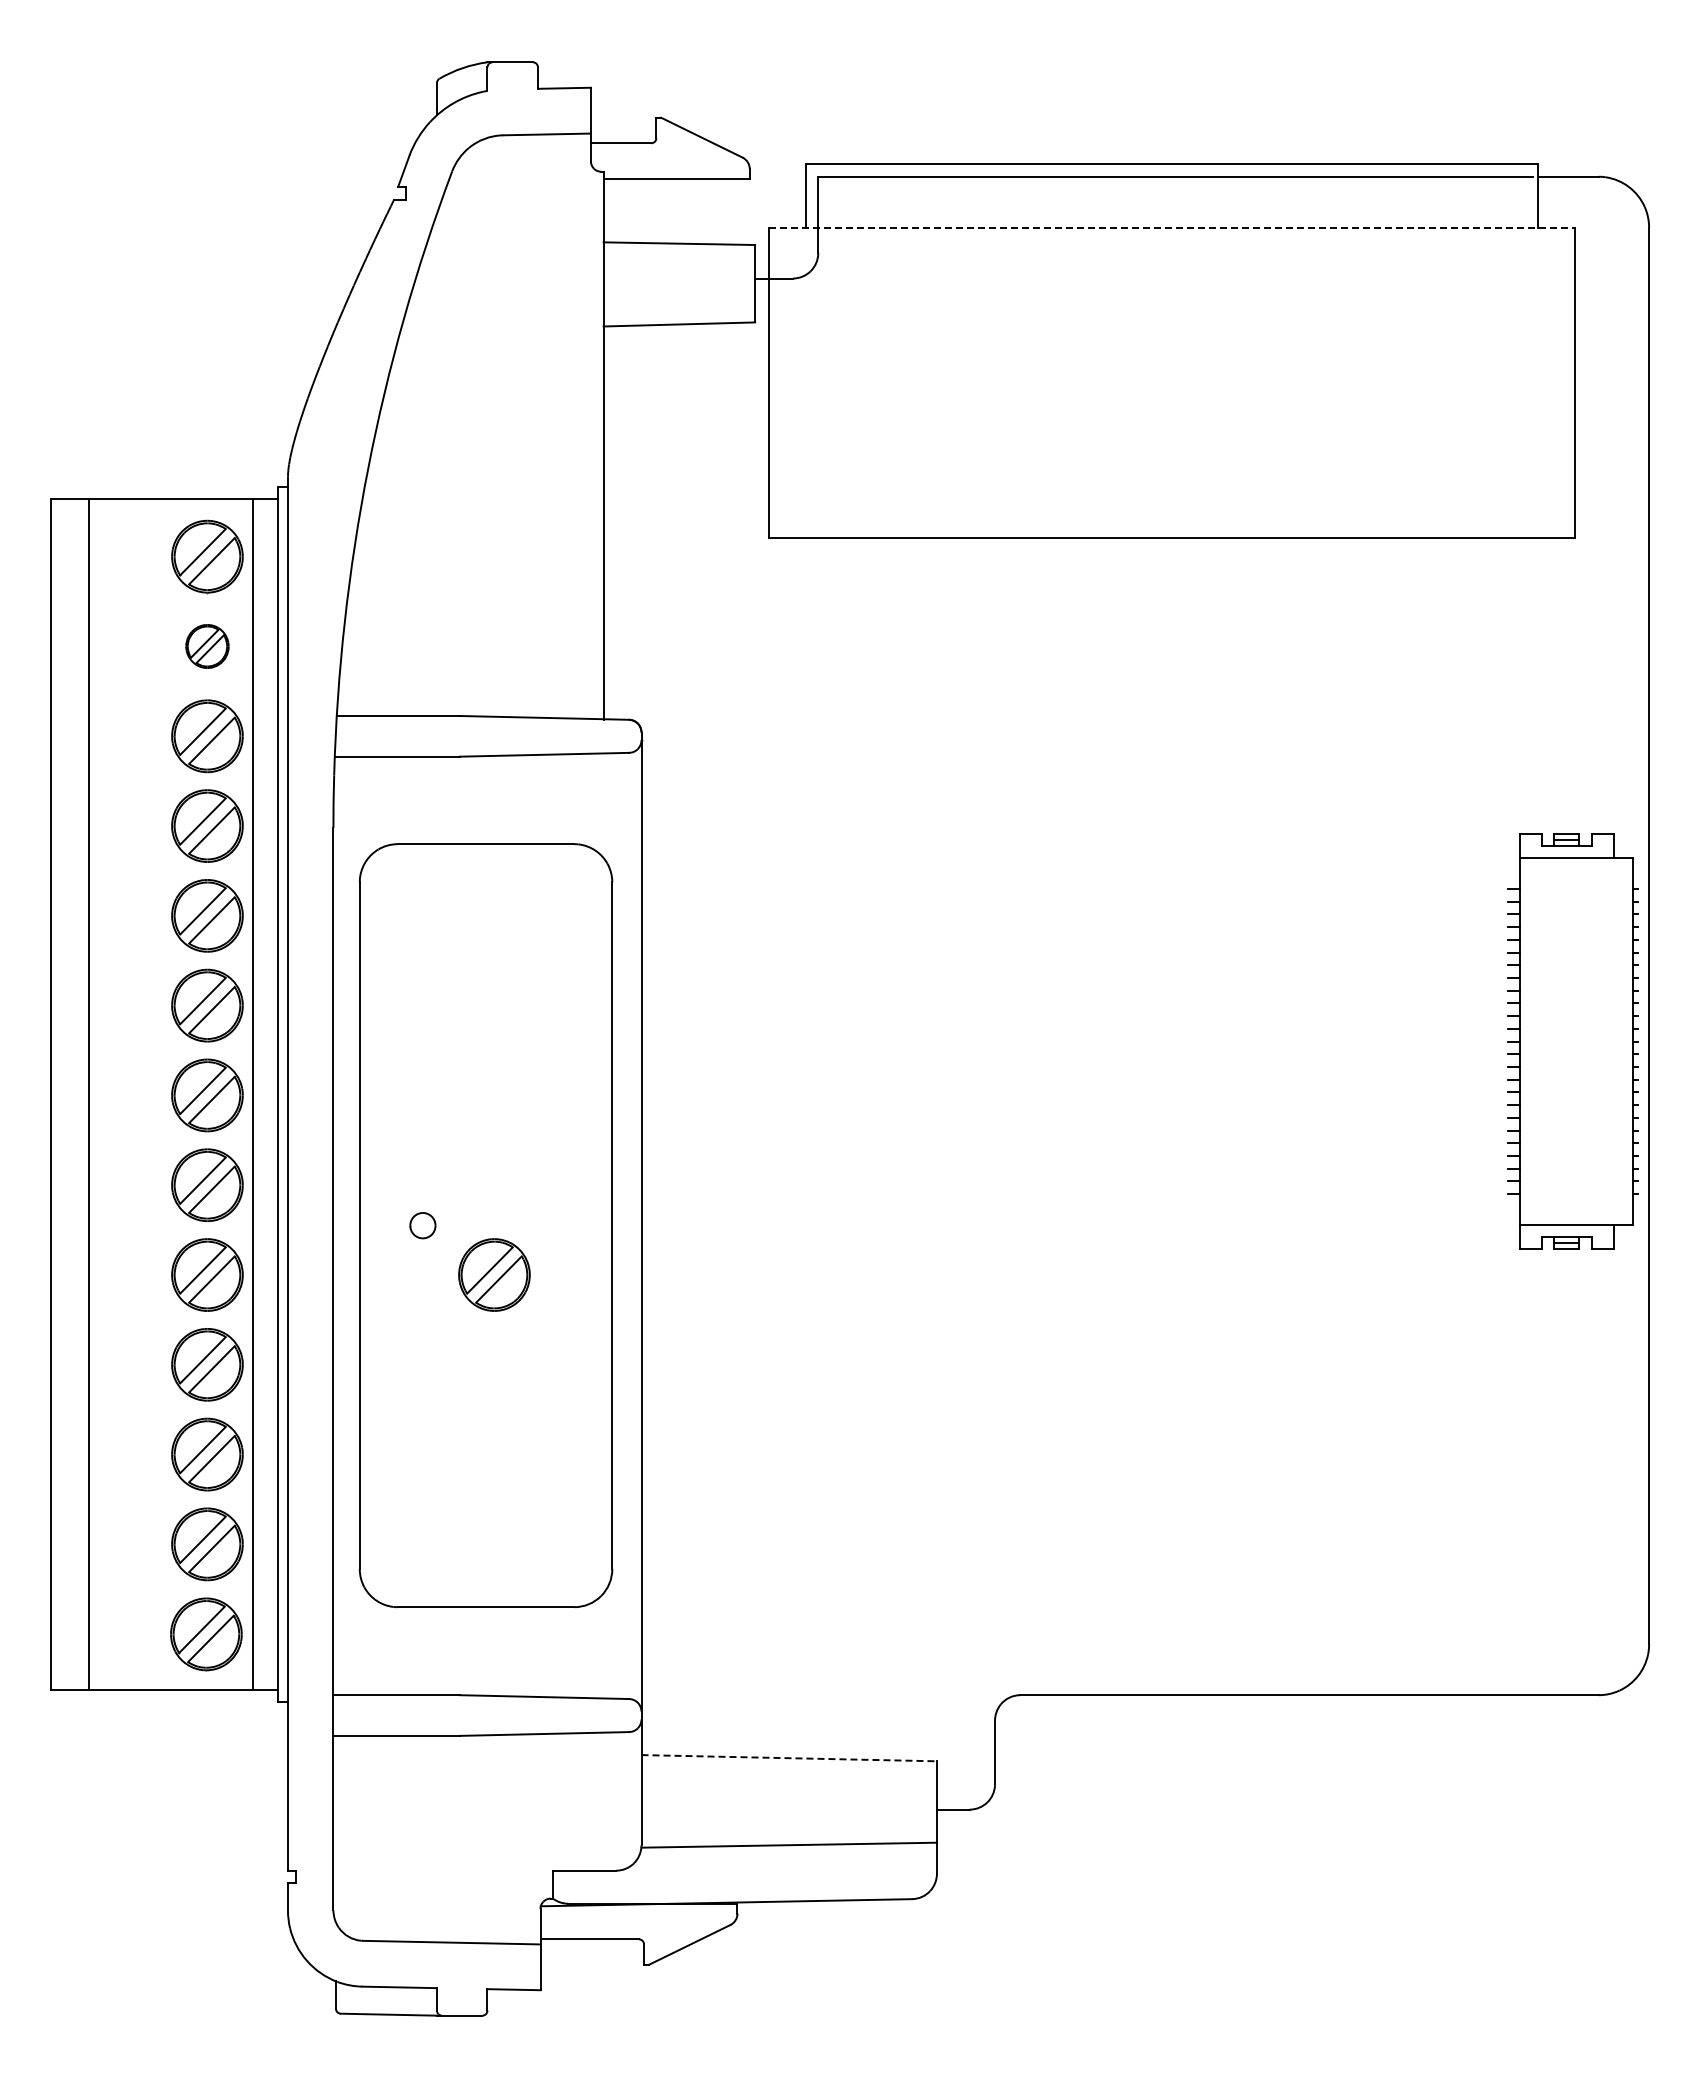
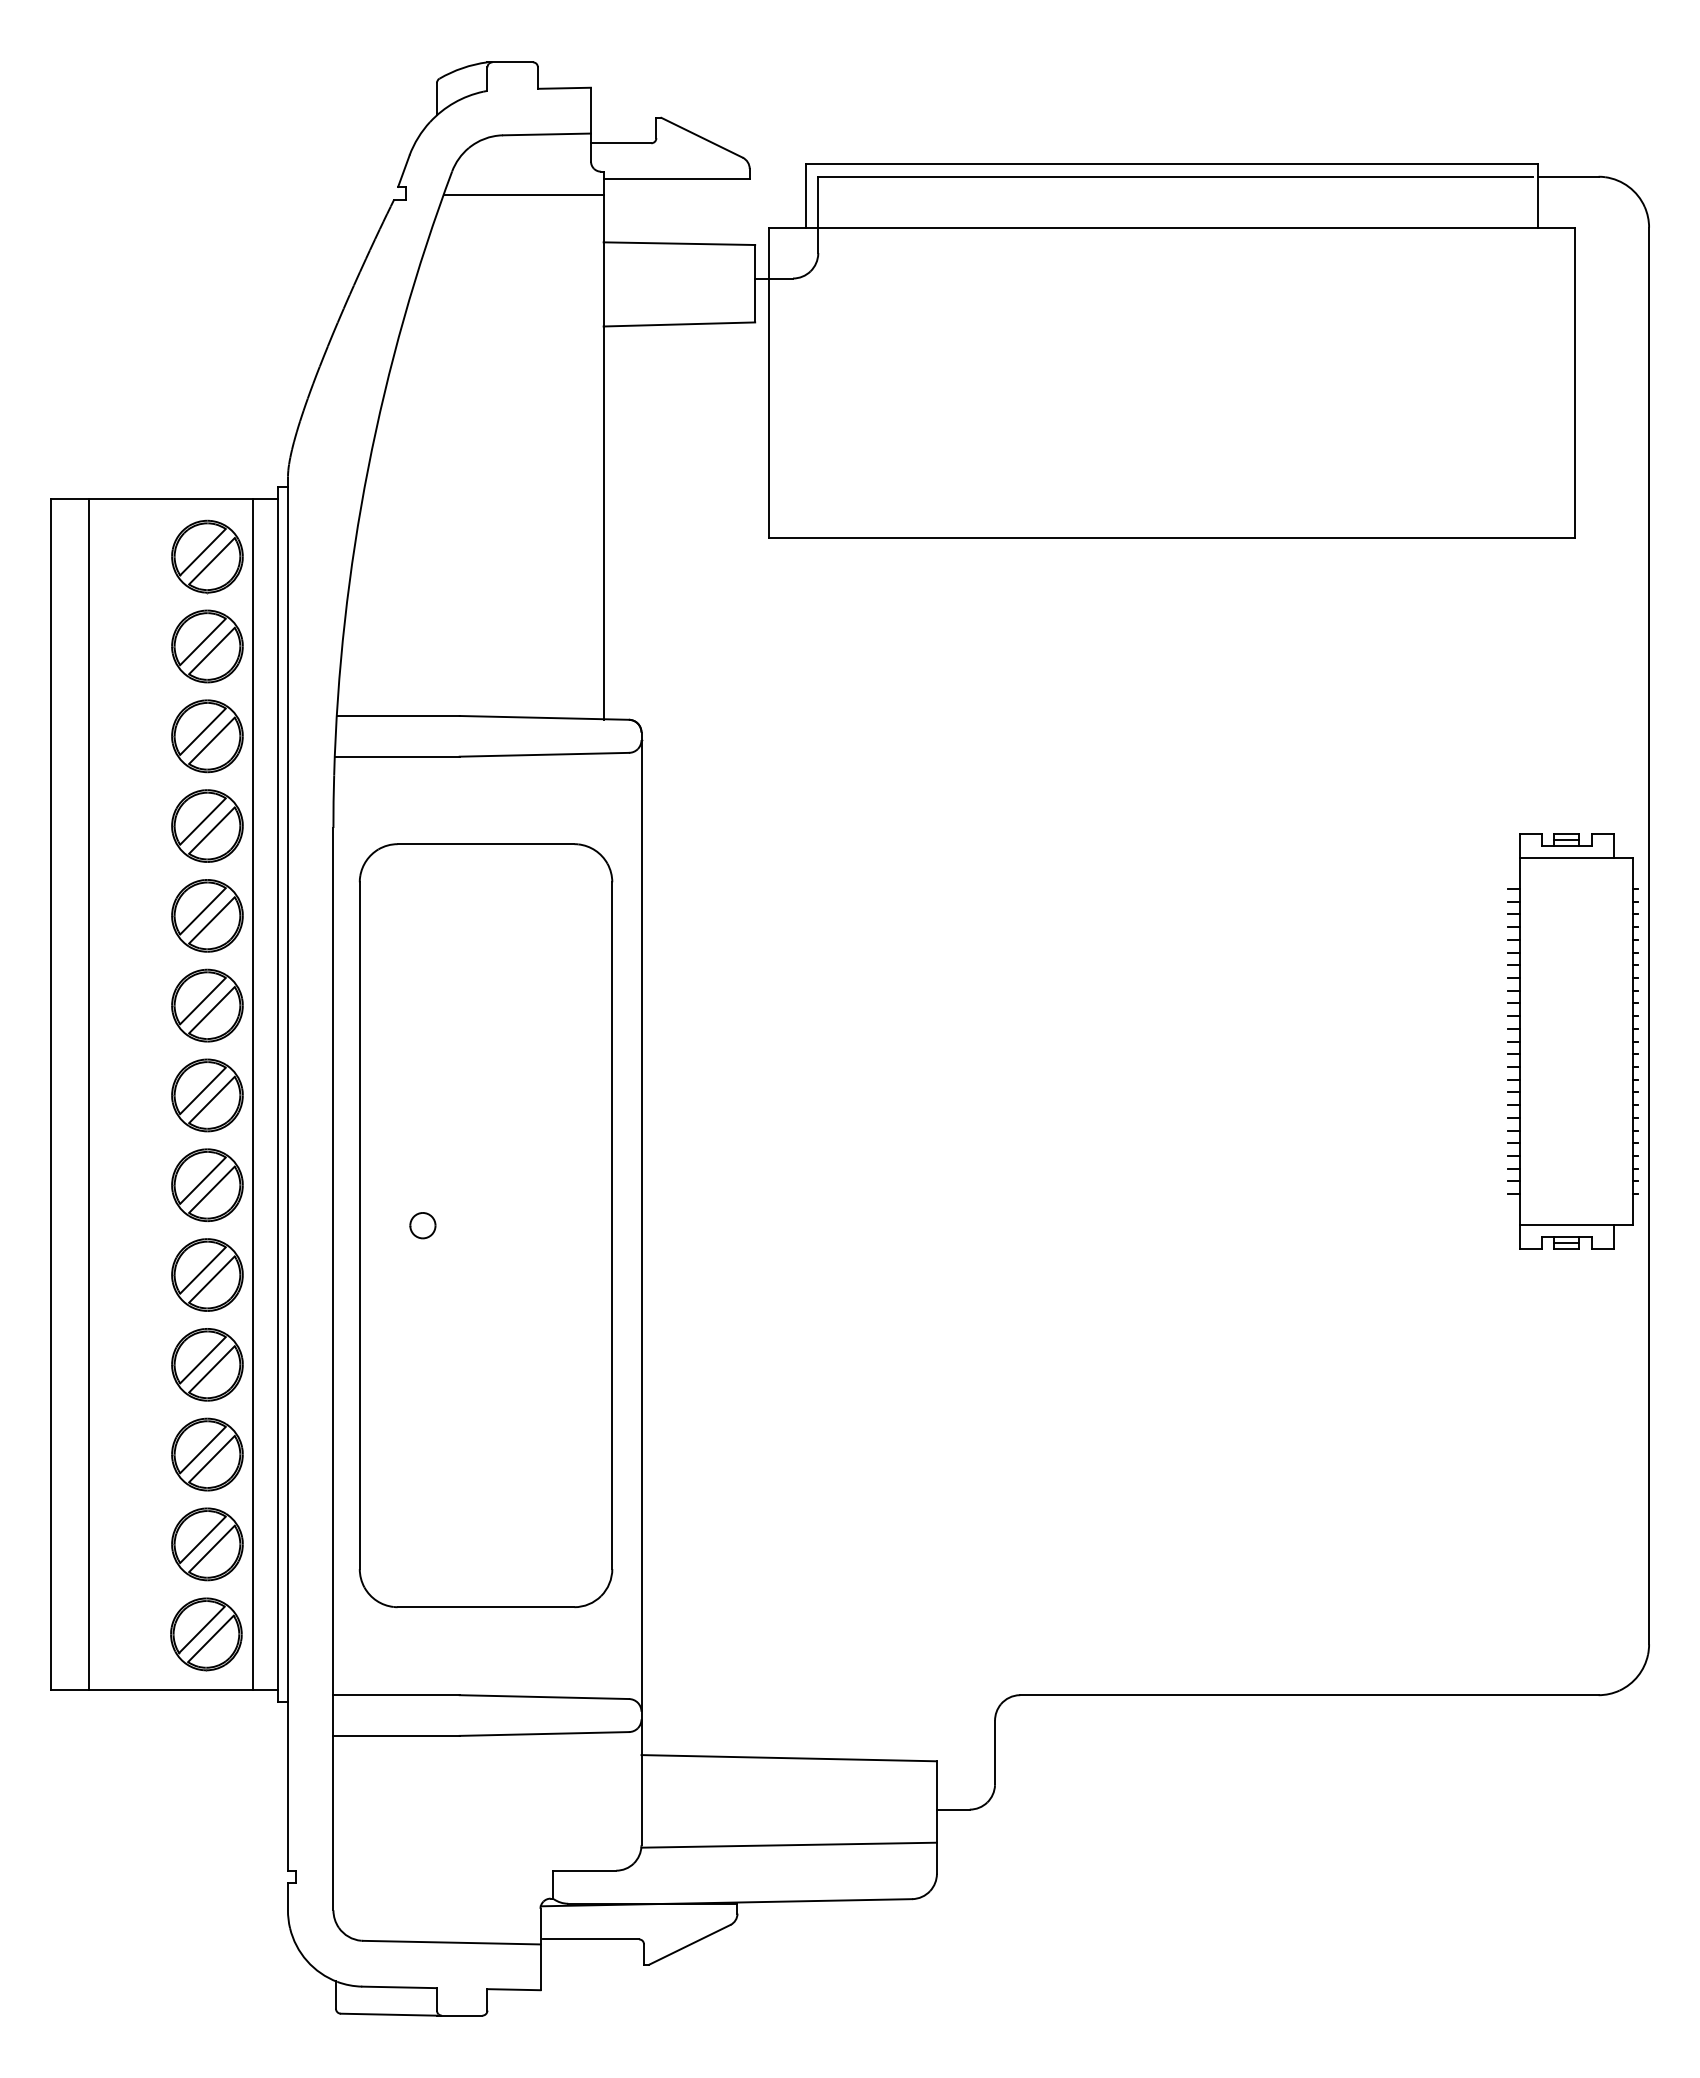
line: none -> present (523, 194)
line: dashed -> solid (1171, 227)
part size: 45x45 px -> 73x75 px (207, 646)
part: present -> none (494, 1274)
line: dashed -> solid (789, 1758)
